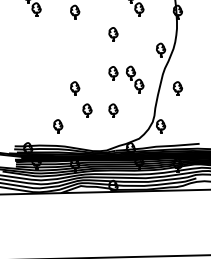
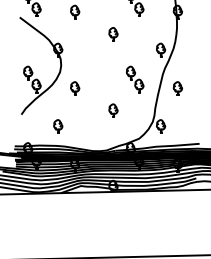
part: none -> present (32, 70)
part: present -> none (113, 73)
part: present -> none (87, 110)
